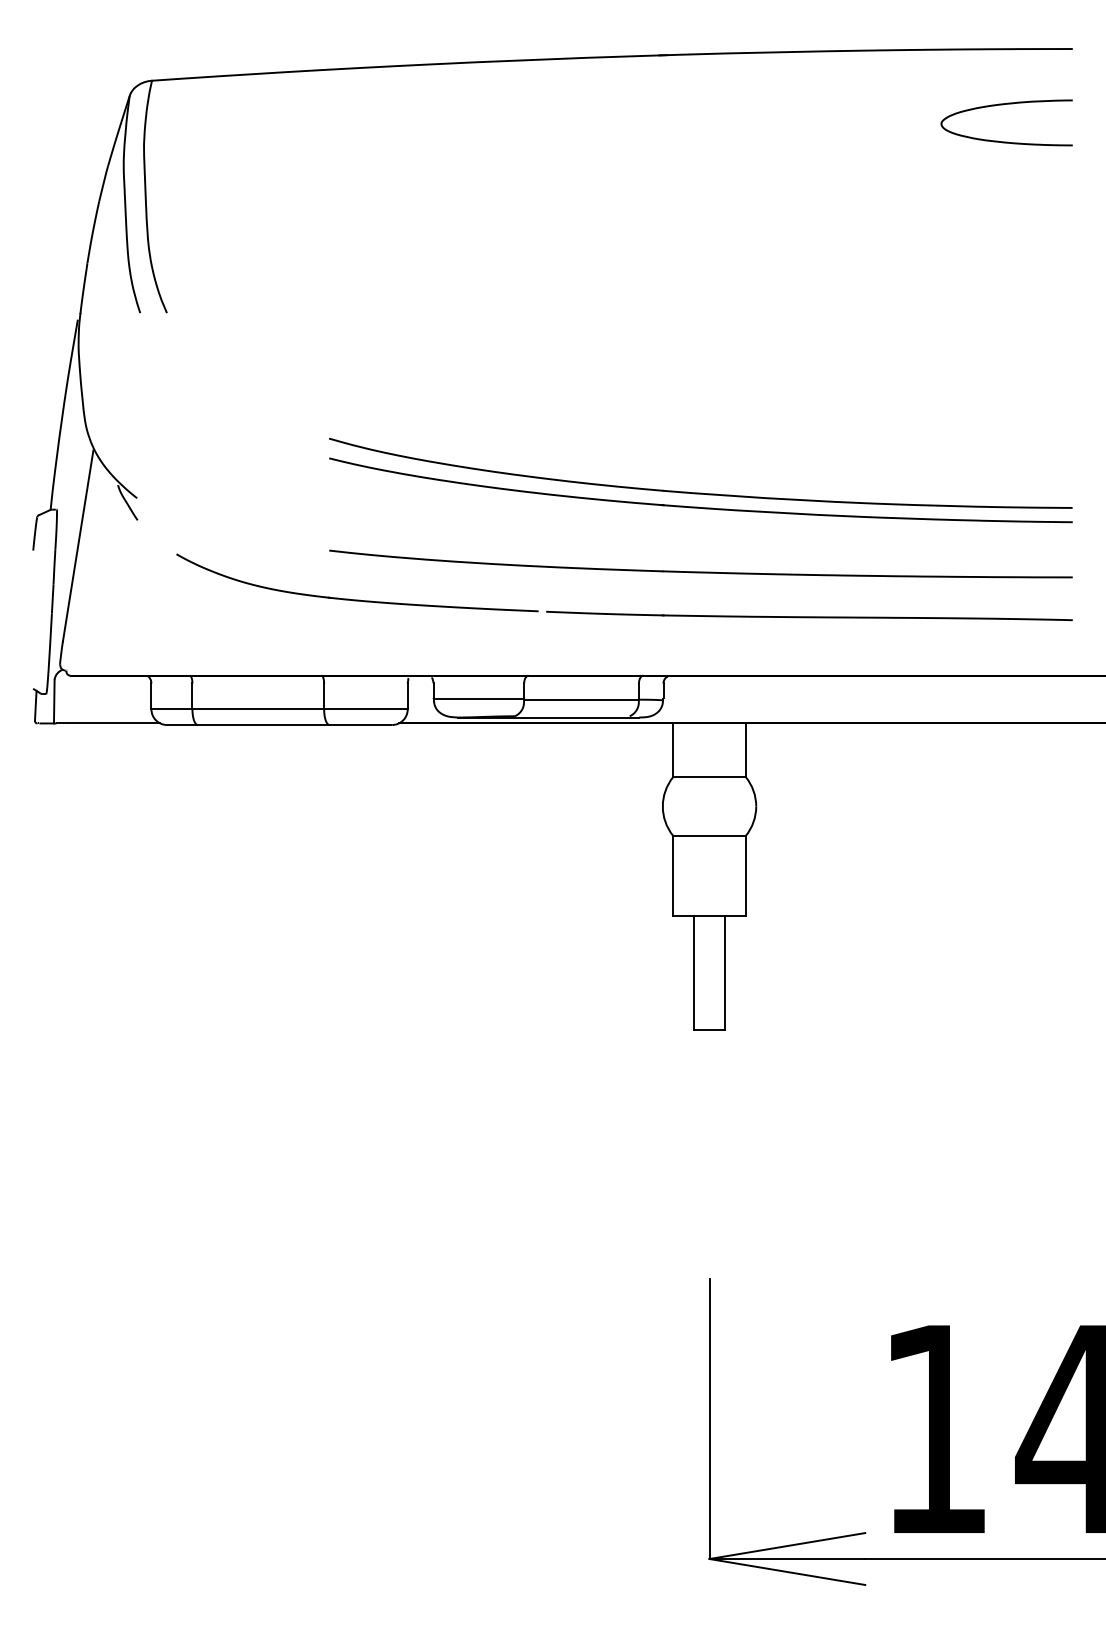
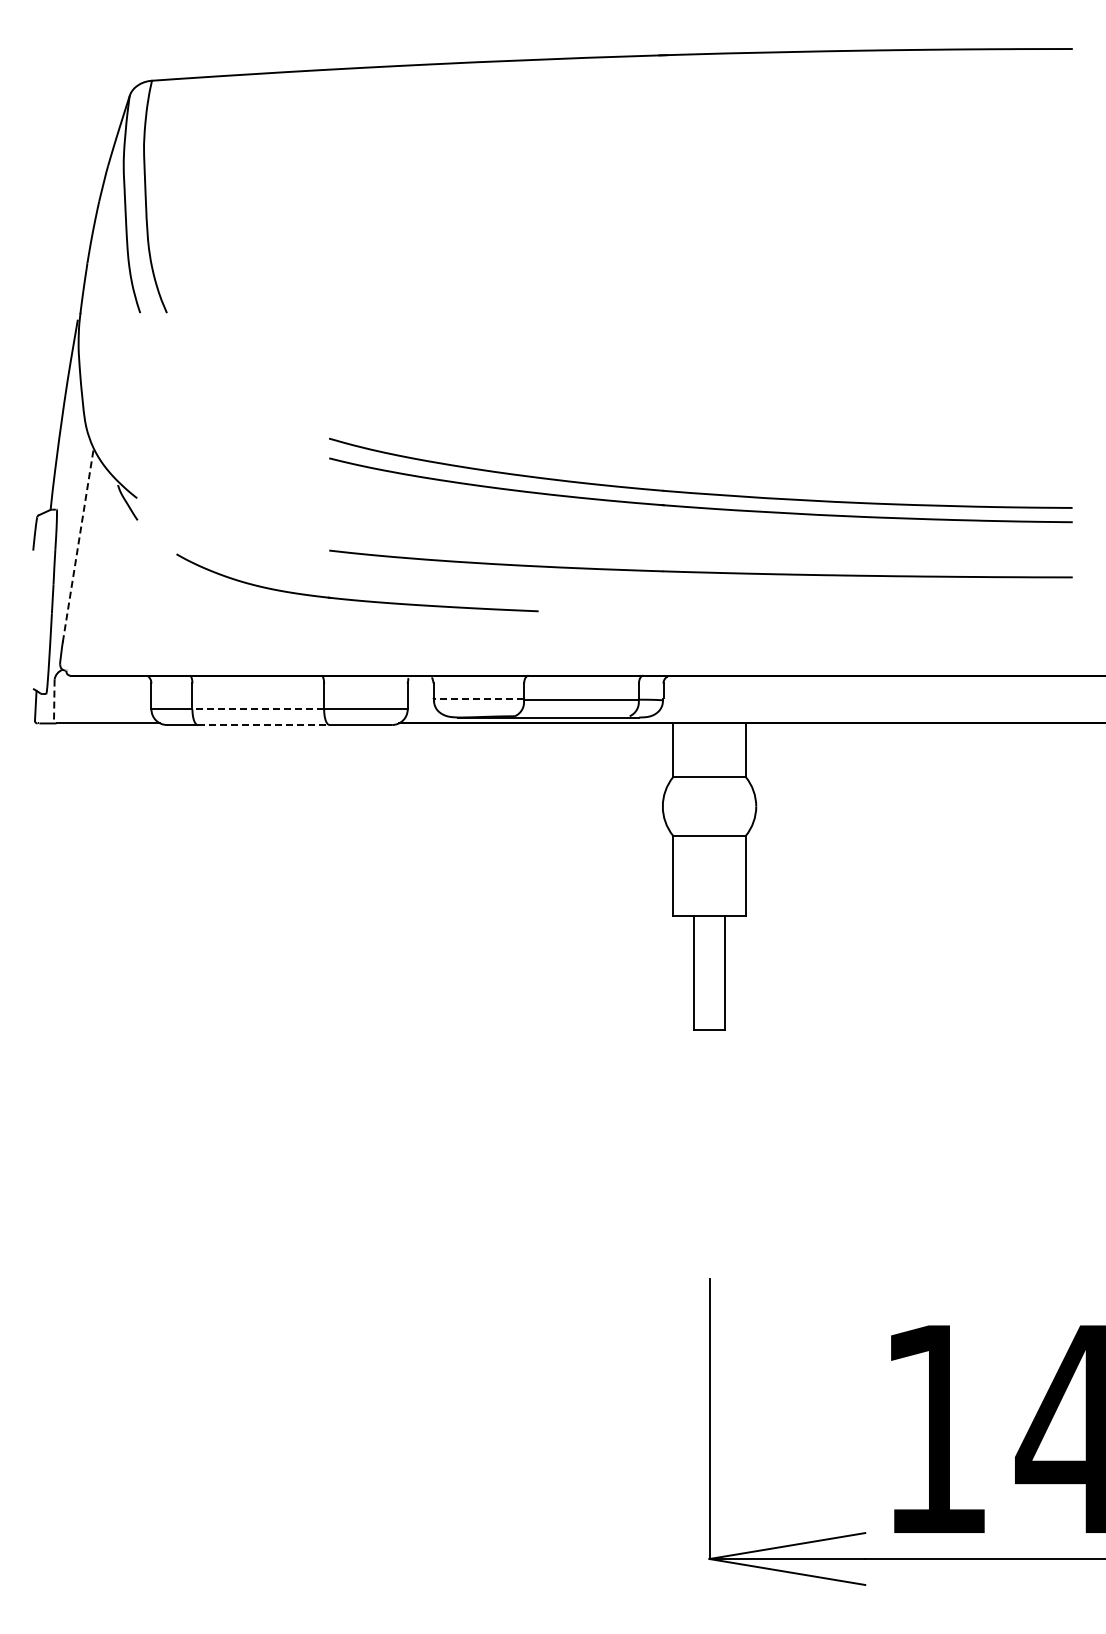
curve: present -> none (1003, 105)
line: solid -> dashed (78, 545)
part: present -> none (809, 615)
line: solid -> dashed (478, 699)
line: solid -> dashed (54, 701)
line: solid -> dashed (258, 709)
line: solid -> dashed (263, 725)
